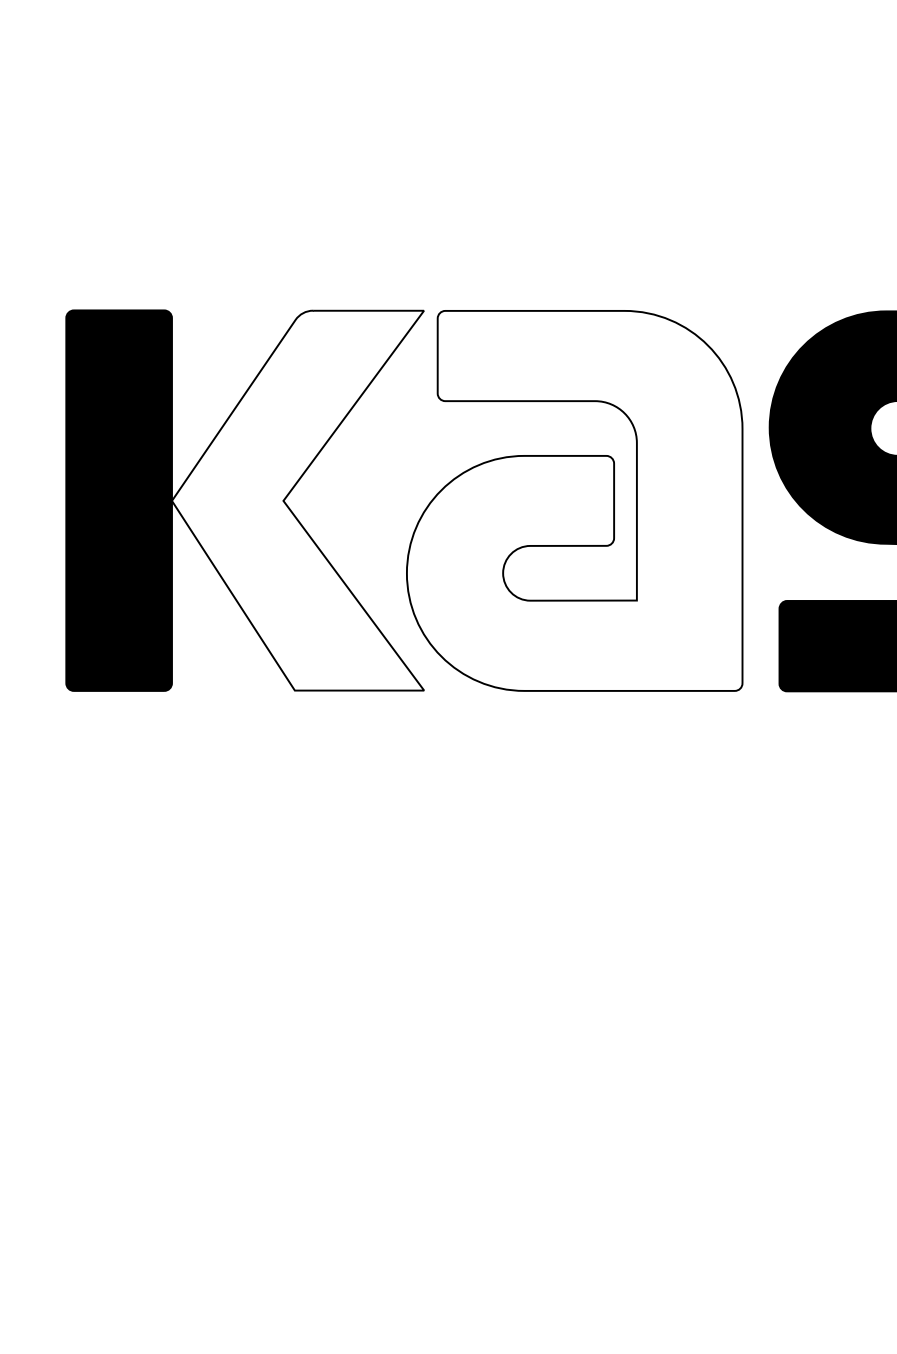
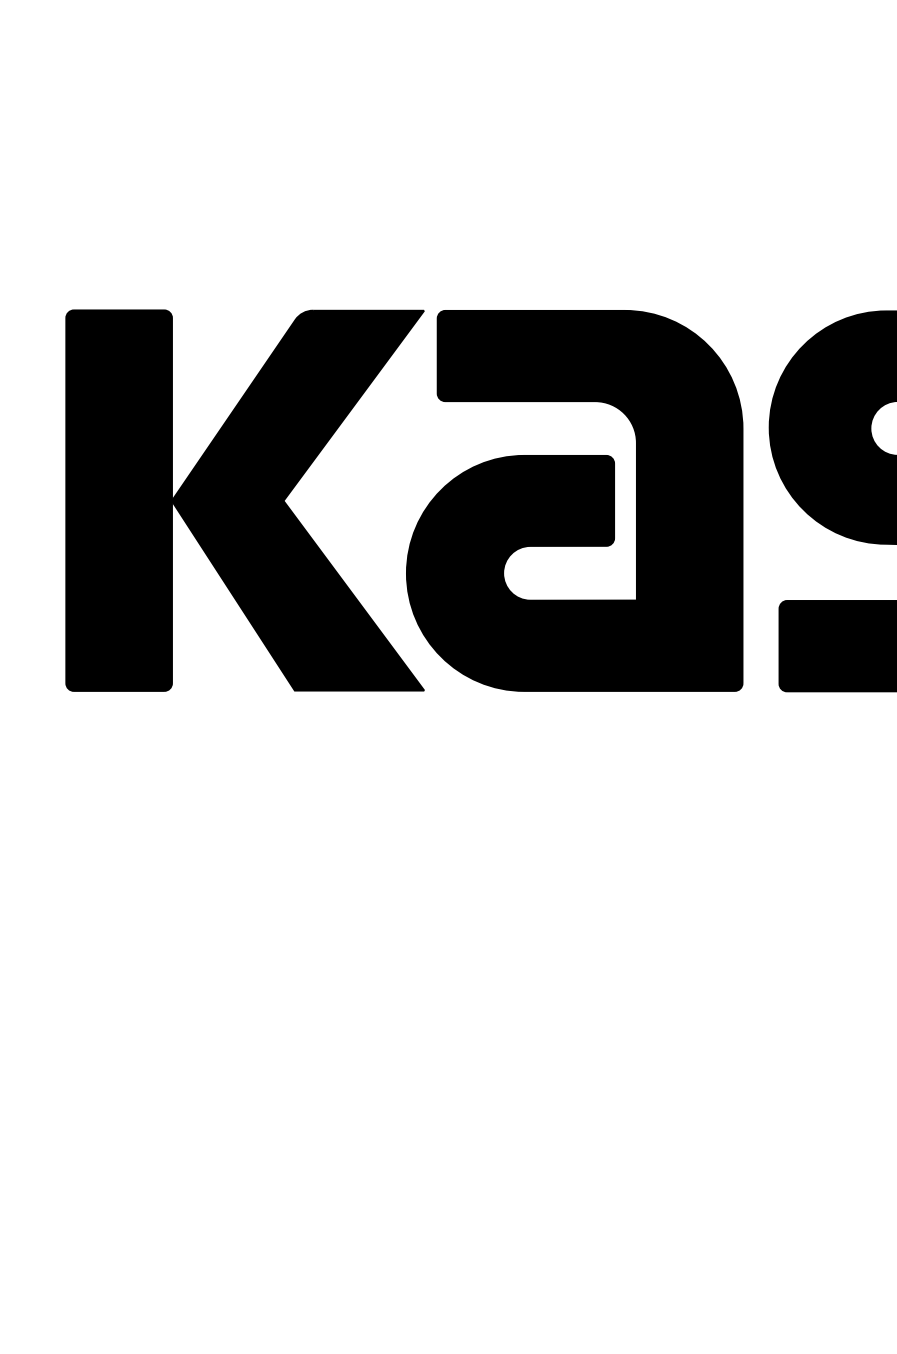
fill: none -> present (297, 500)
fill: none -> present (574, 500)
